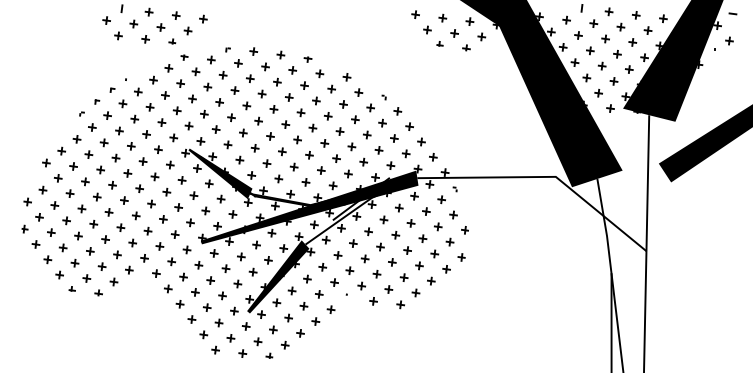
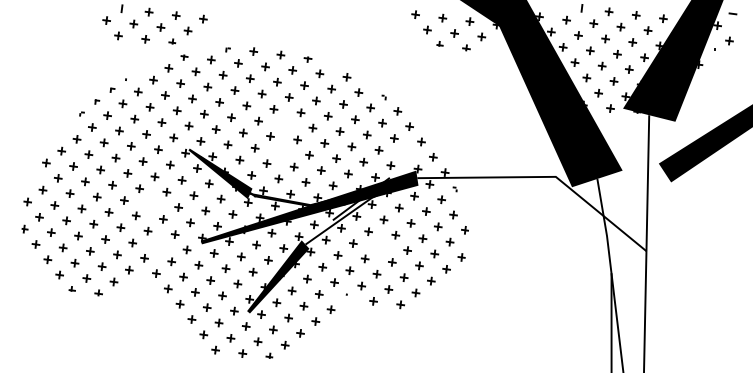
part: present -> none (285, 124)
part: present -> none (282, 151)
part: present -> none (405, 153)
part: present -> none (151, 203)
part: present -> none (159, 246)
part: present -> none (380, 246)
